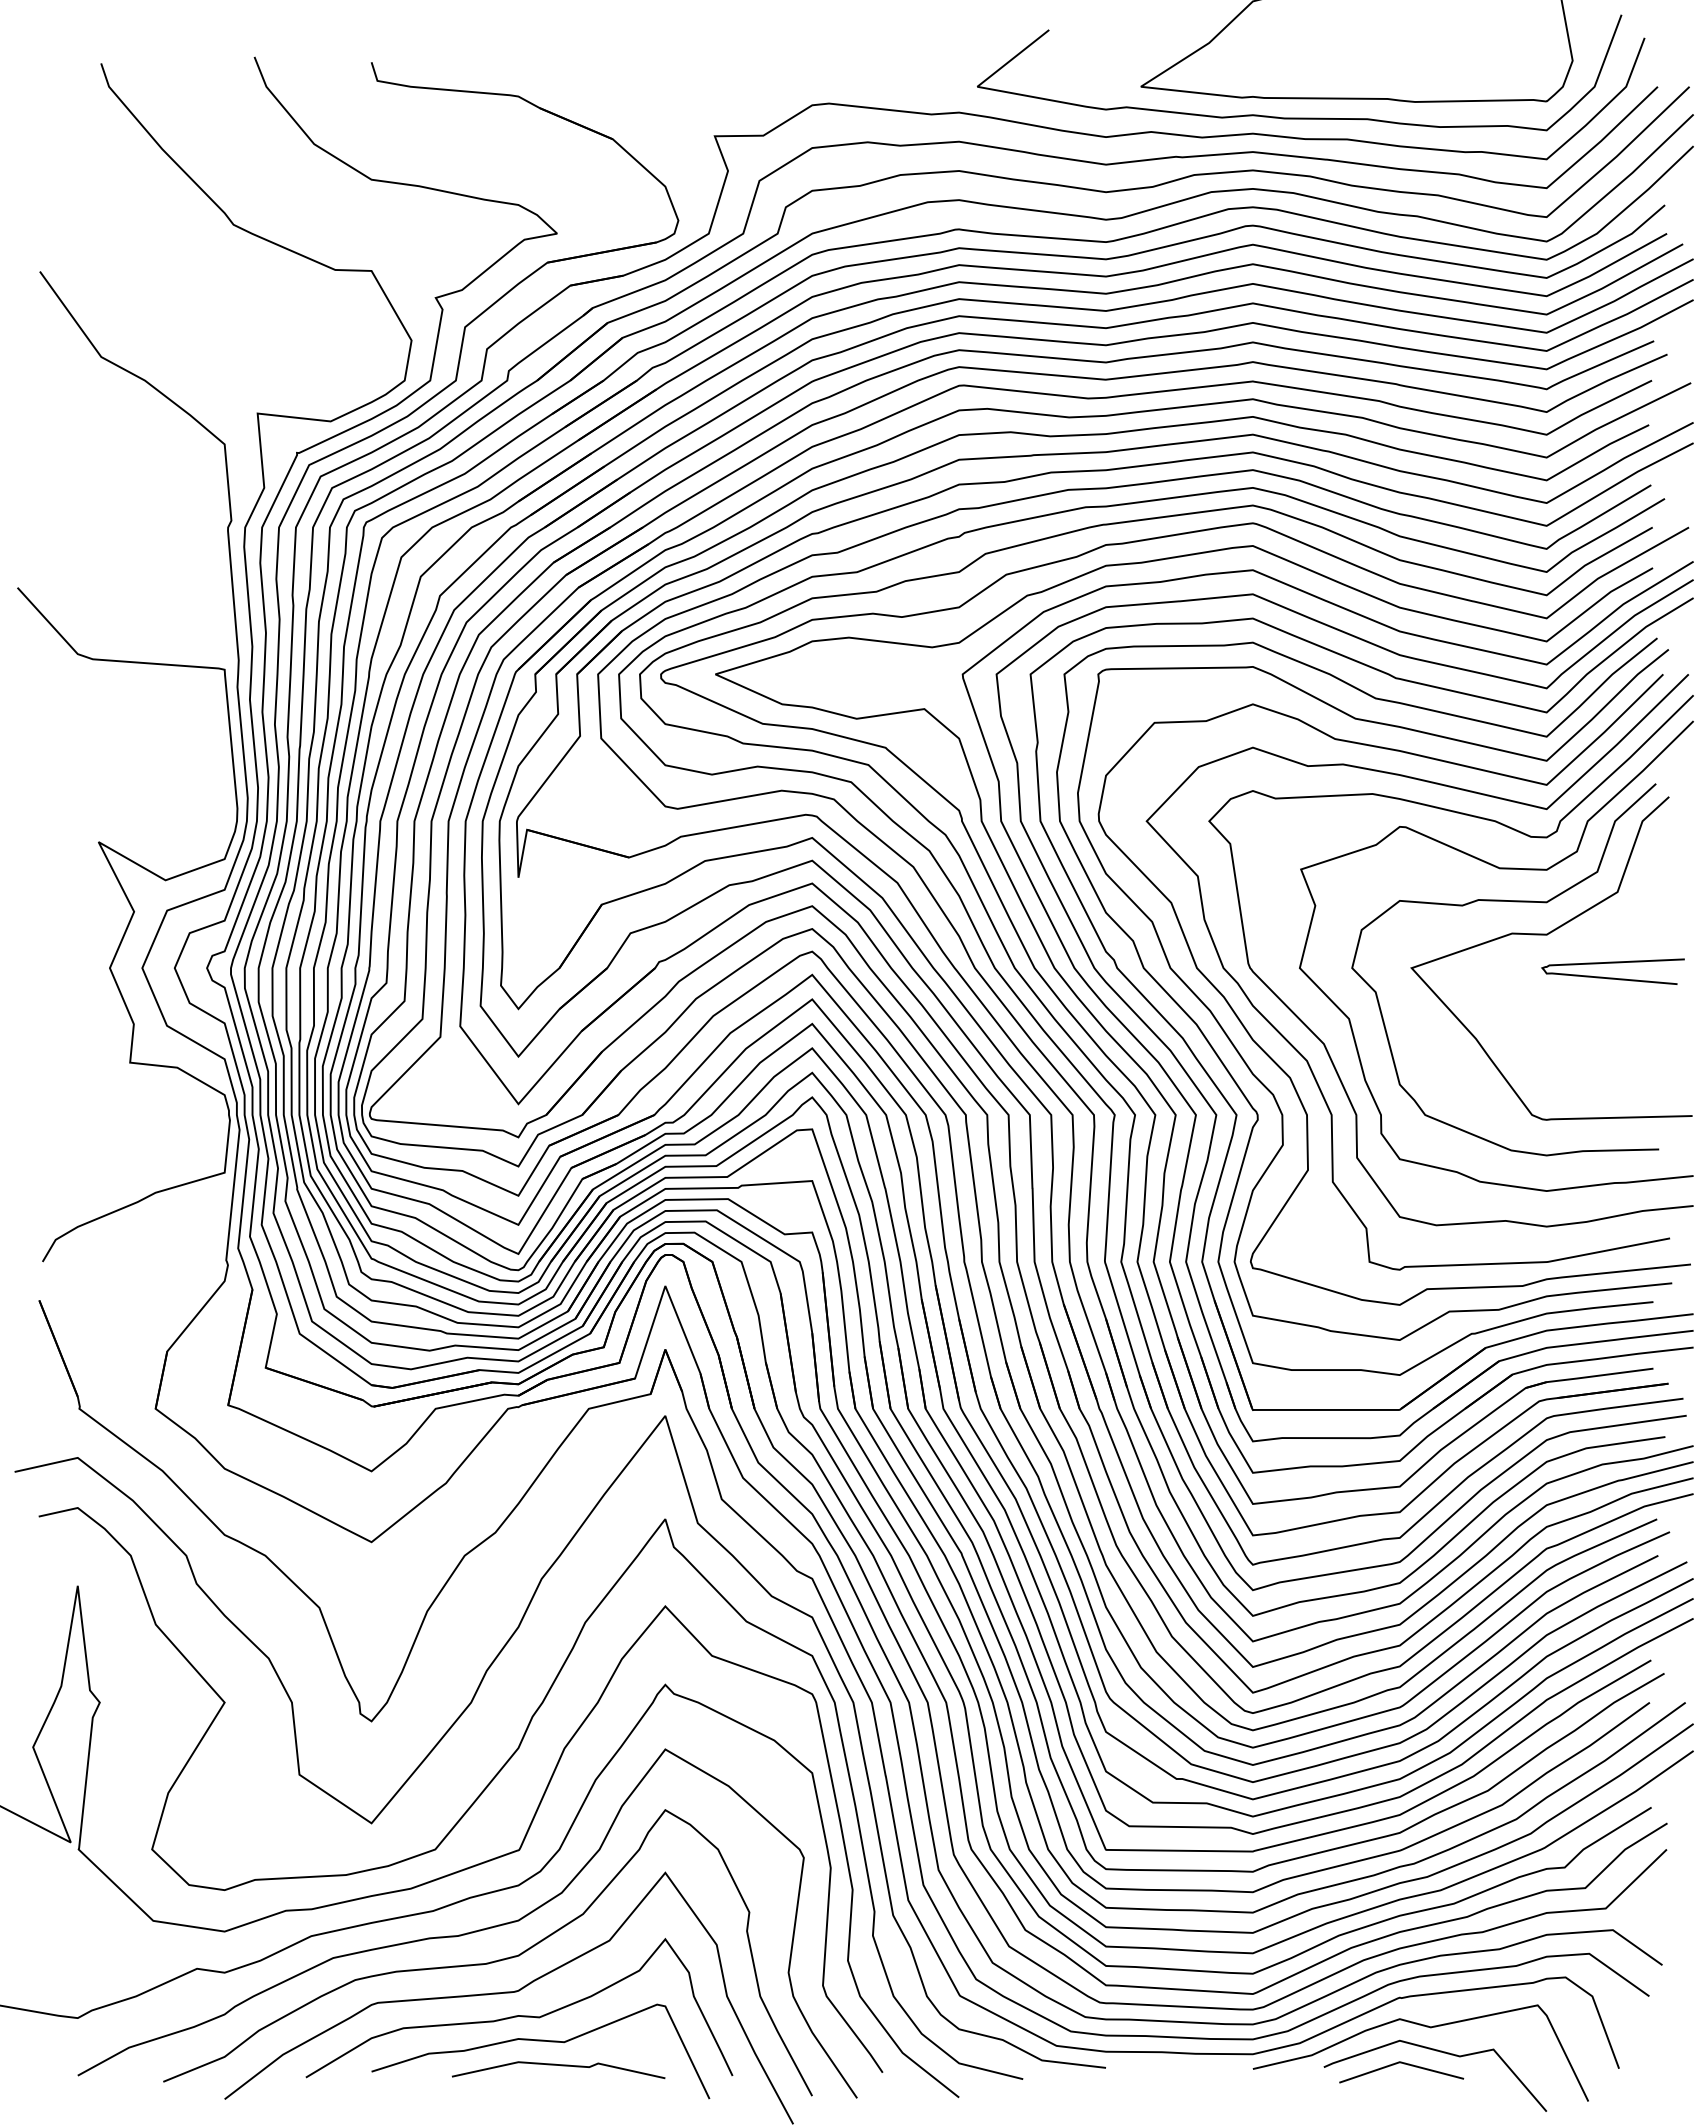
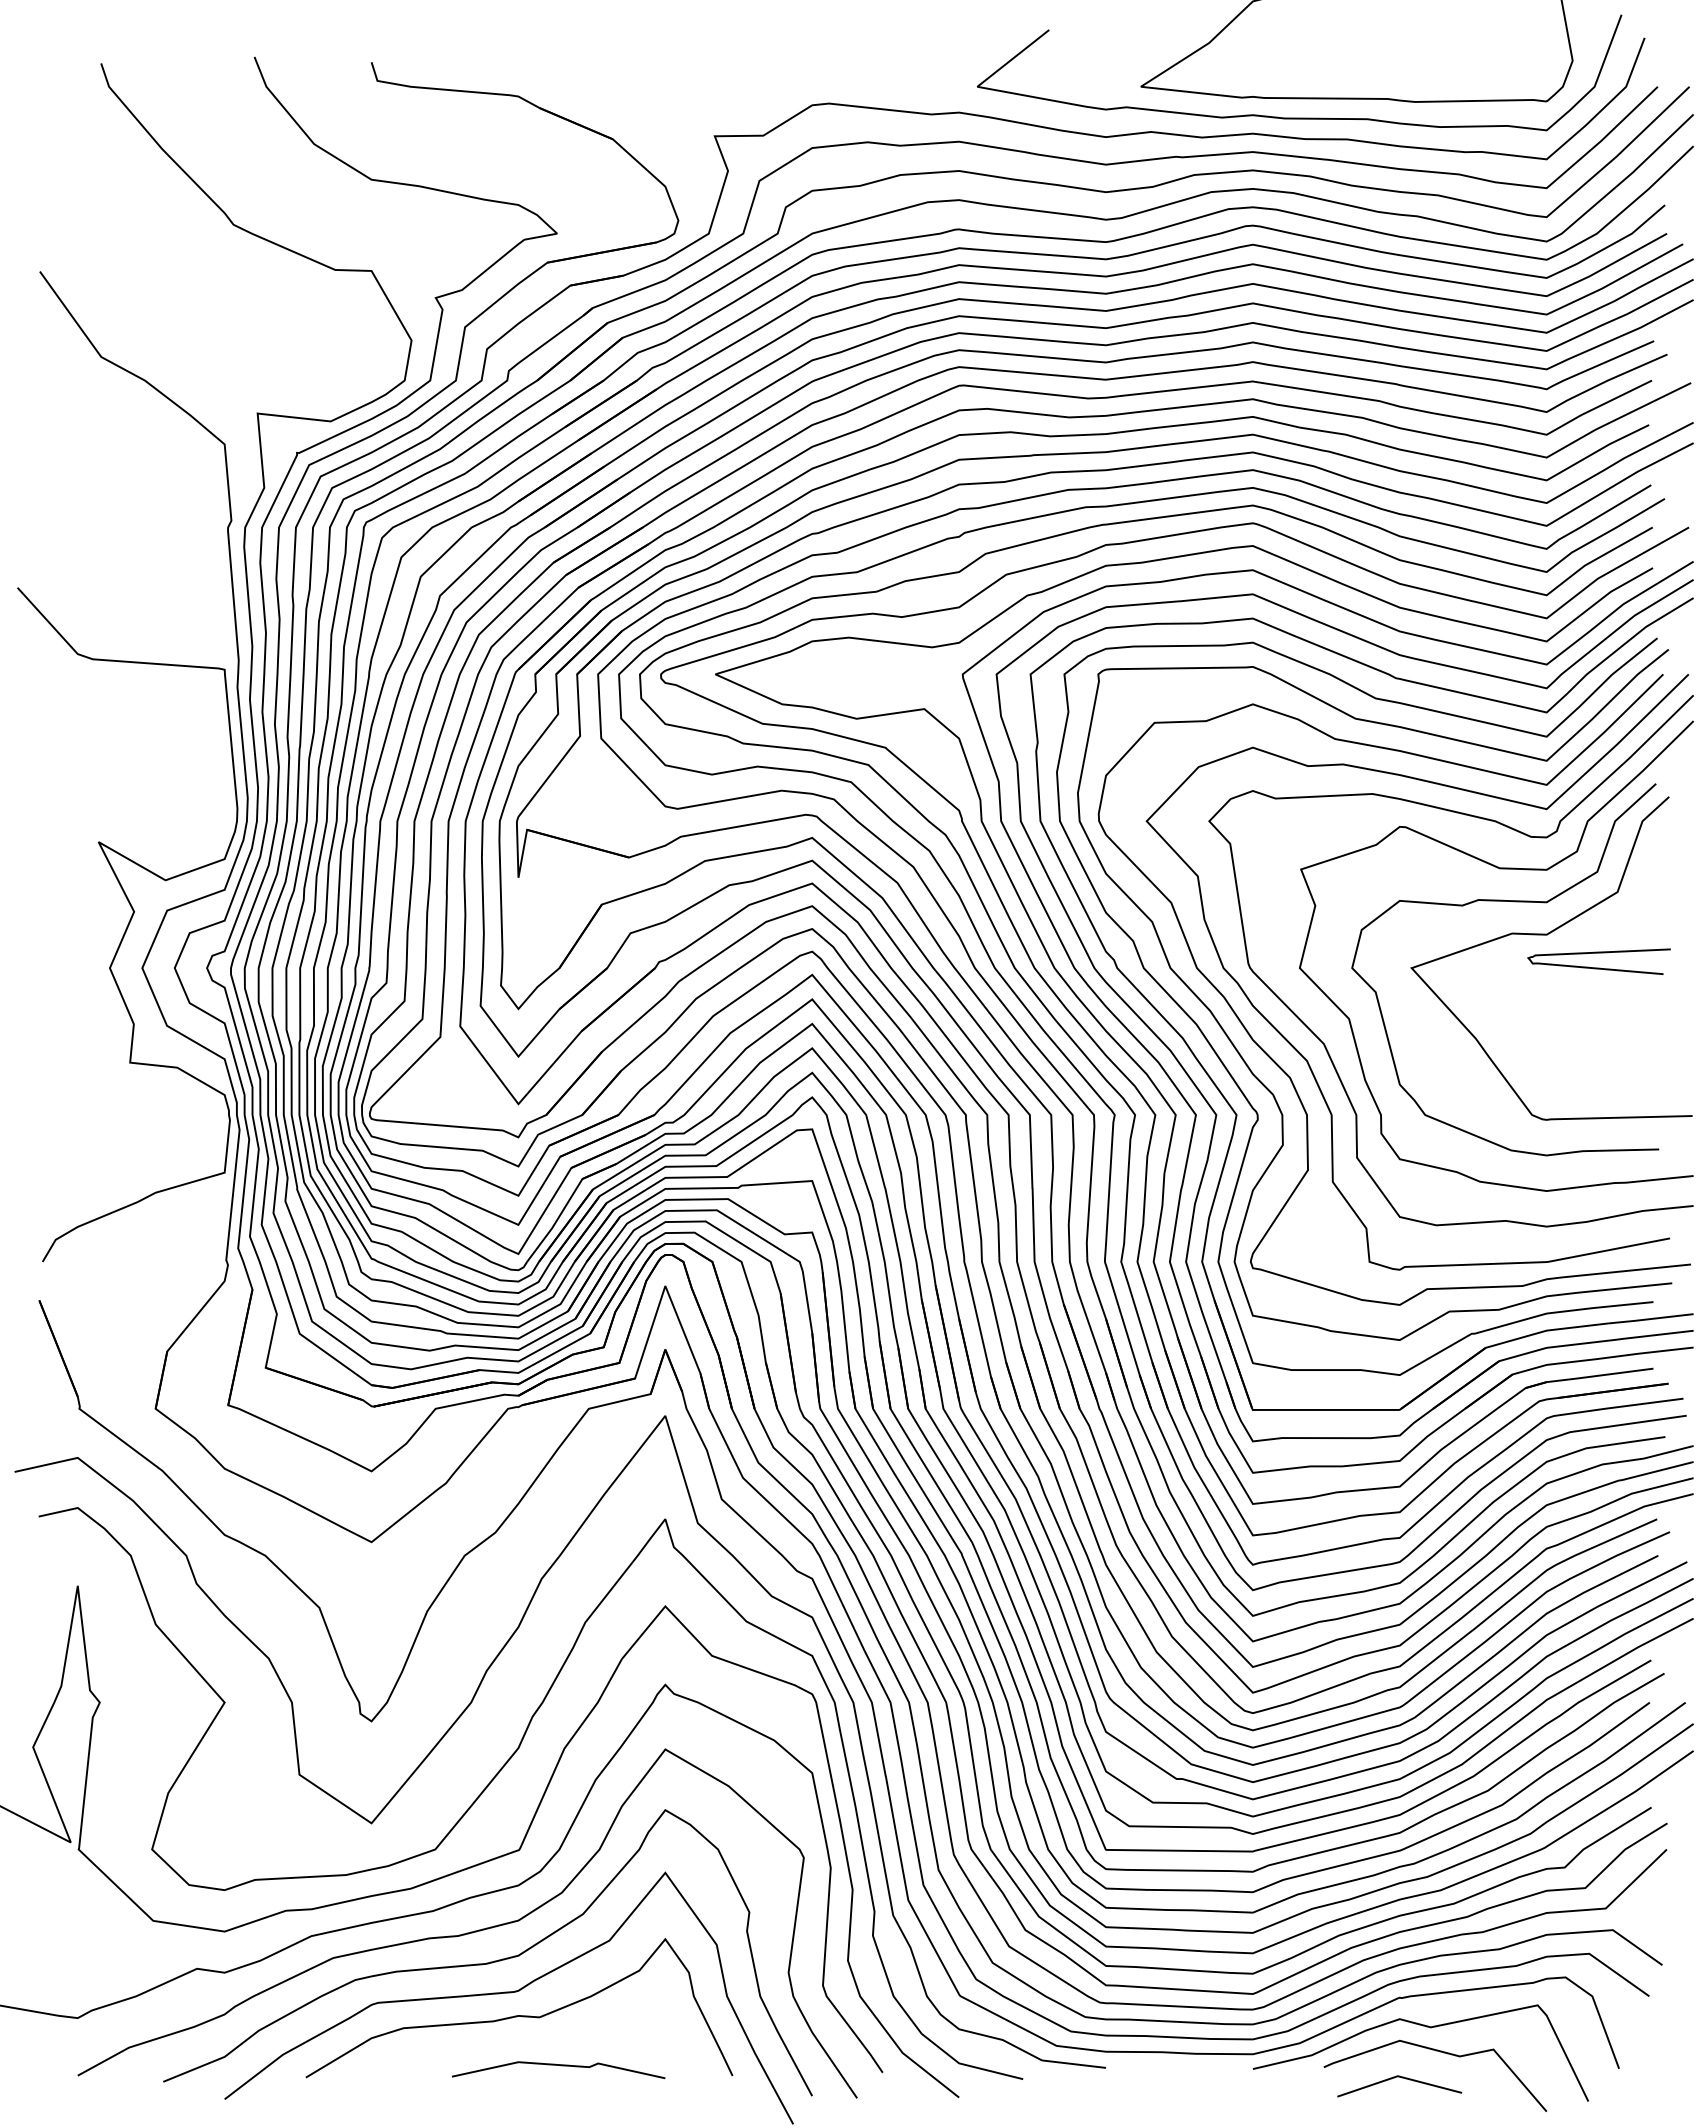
curve position: (1612, 977) -> (1598, 967) (1598, 967)
curve: present -> none (540, 2041)
line position: (1403, 2064) -> (1401, 2078) (1401, 2078)
